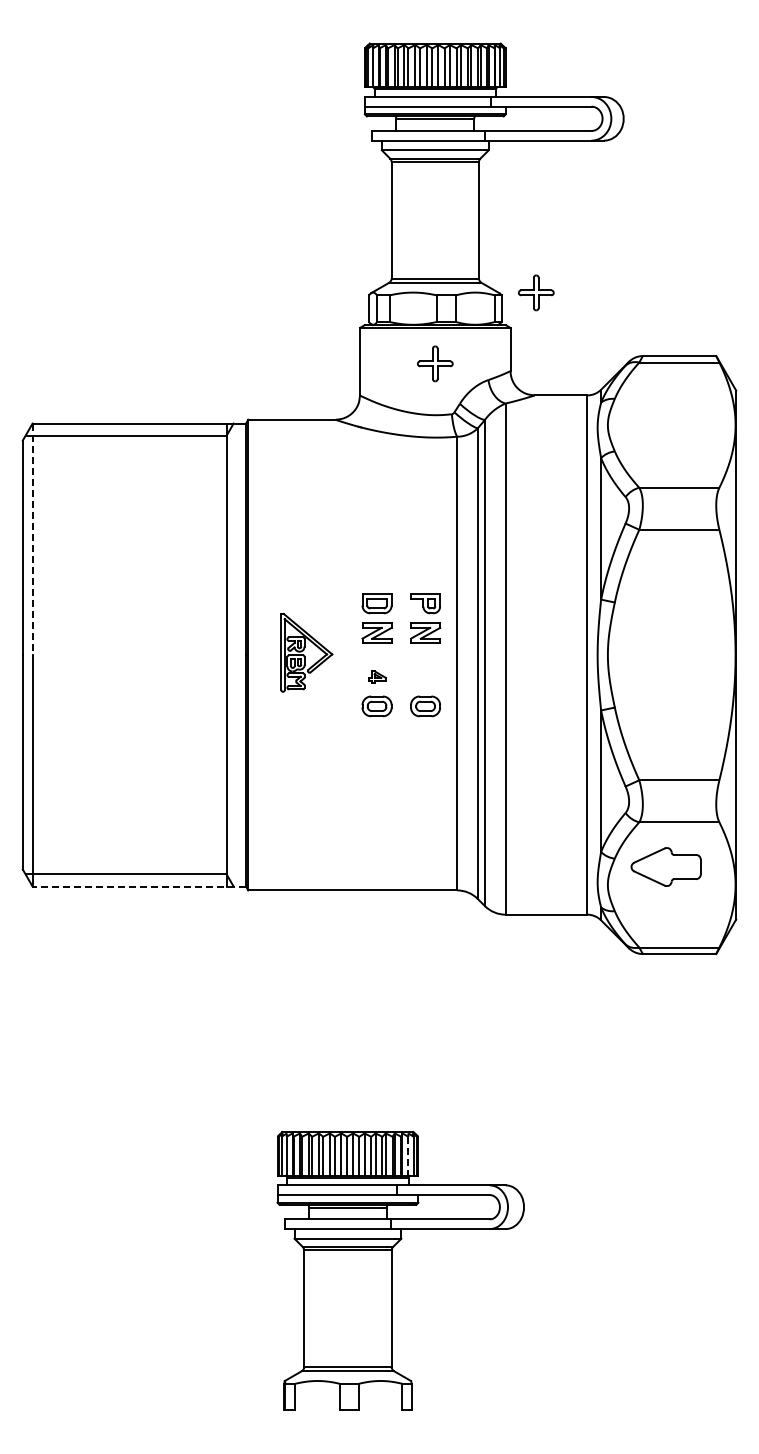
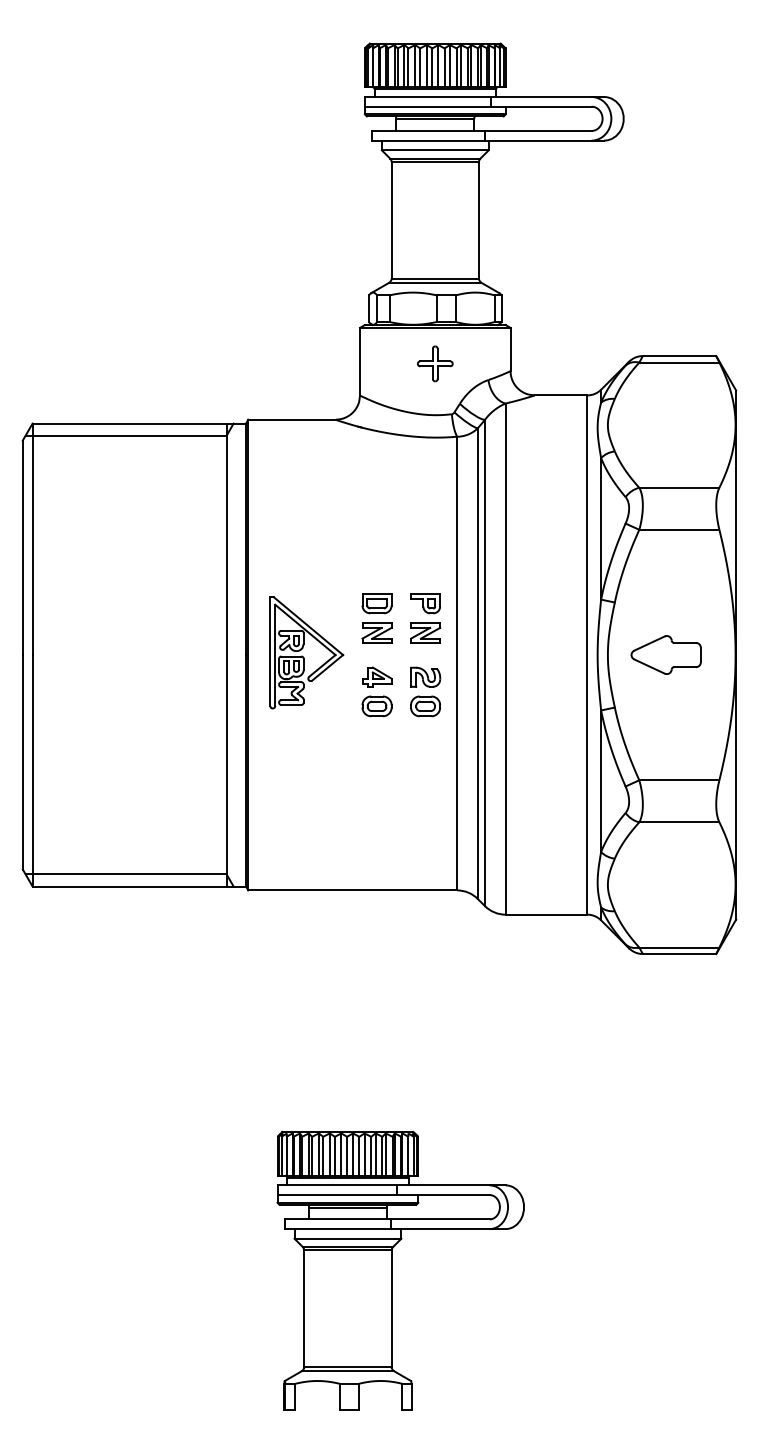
part: present -> none (536, 292)
line: dashed -> solid (32, 539)
part size: 54x80 px -> 76x114 px (306, 652)
part size: 19x14 px -> 31x22 px (377, 676)
part: none -> present (425, 676)
part position: (665, 866) -> (665, 654) (665, 654)
line: dashed -> solid (139, 886)
line: dashed -> solid (408, 1156)
